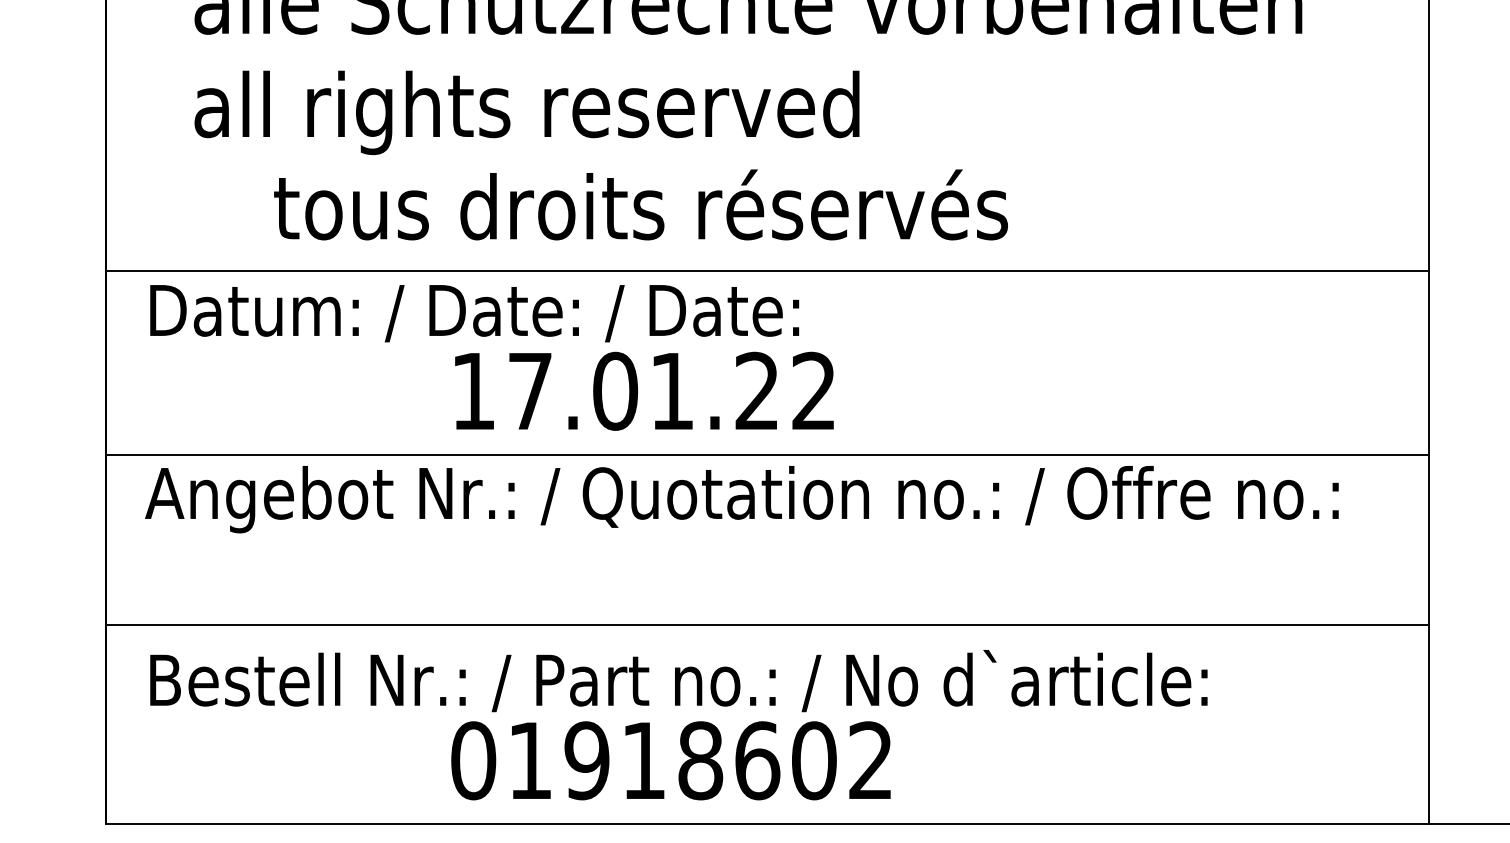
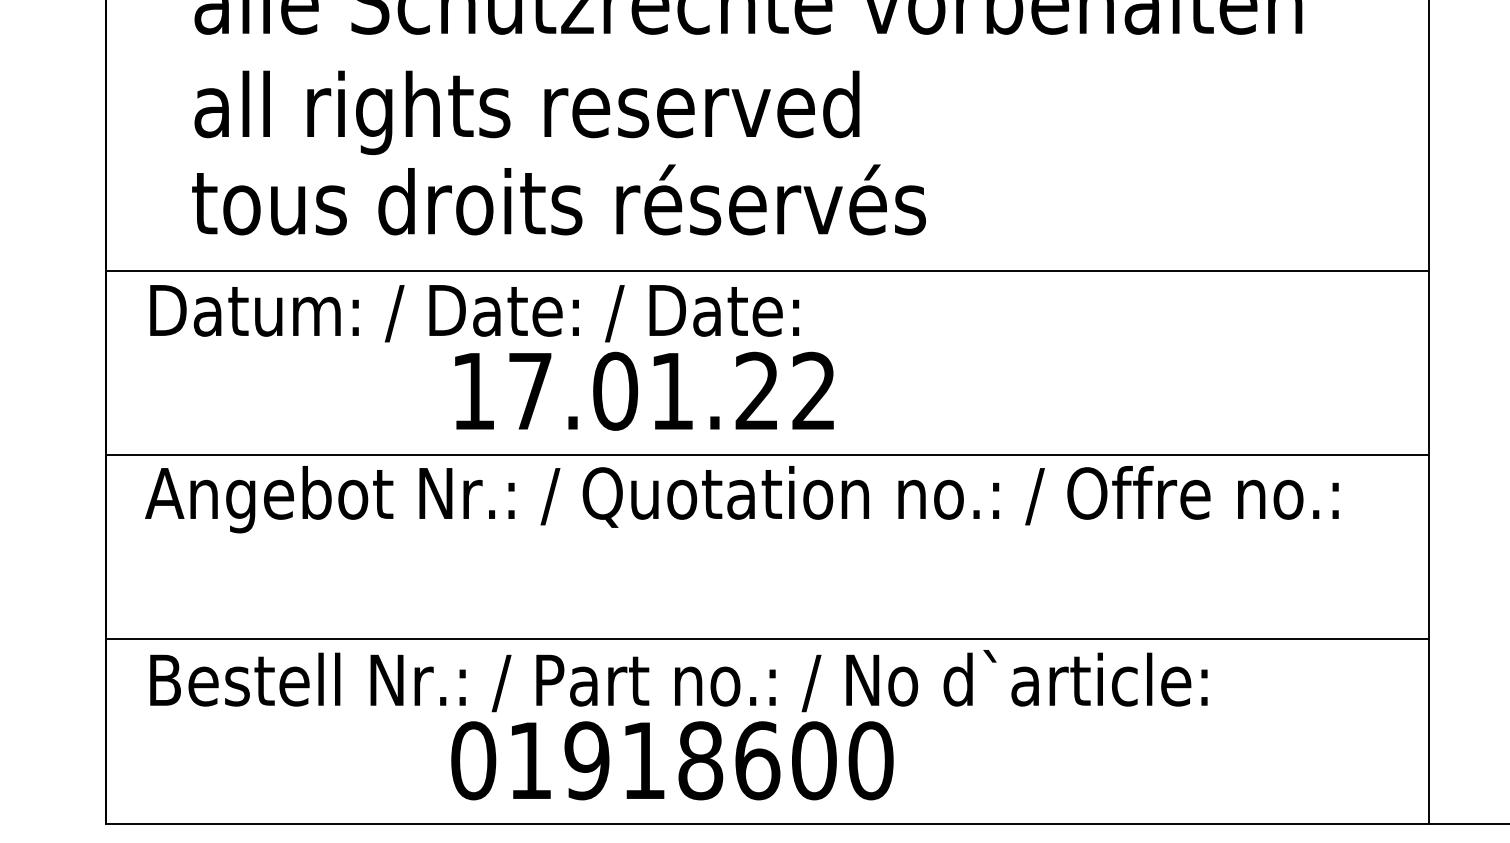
text position: (640, 204) -> (558, 199) (558, 199)
line position: (767, 625) -> (767, 639) (767, 639)
text: 01918602 -> 01918600 (870, 760)
